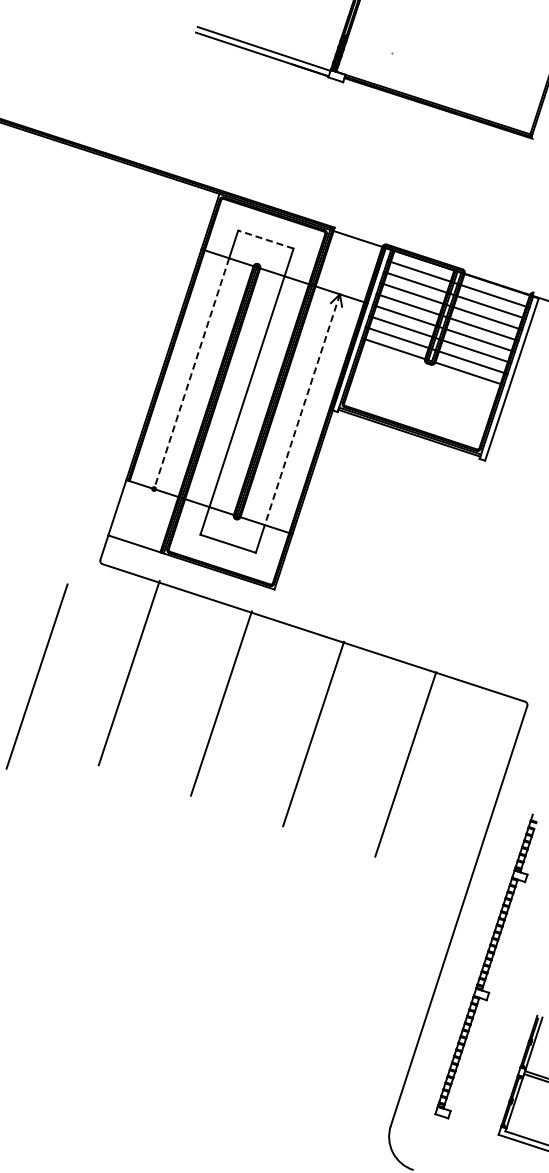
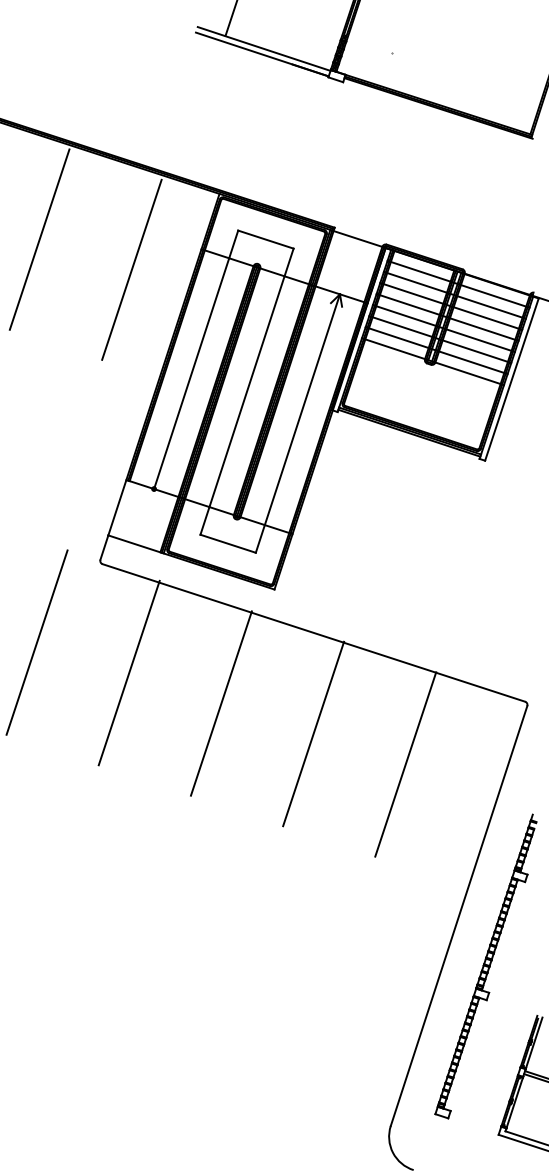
line: none -> present (230, 18)
line: none -> present (39, 239)
line: dashed -> solid (265, 239)
line: none -> present (131, 269)
line: dashed -> solid (191, 374)
line: dashed -> solid (302, 410)
line position: (36, 676) -> (36, 642) (36, 642)
